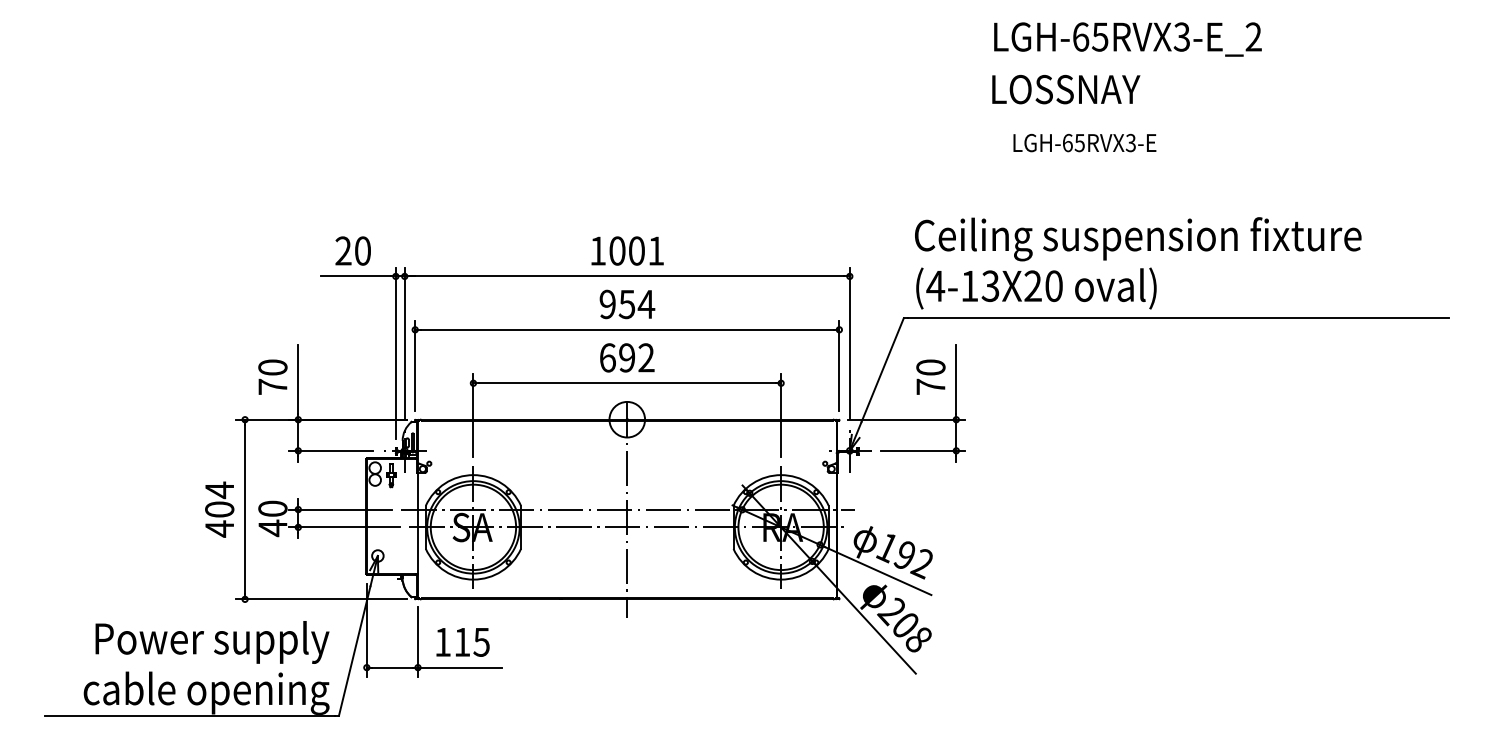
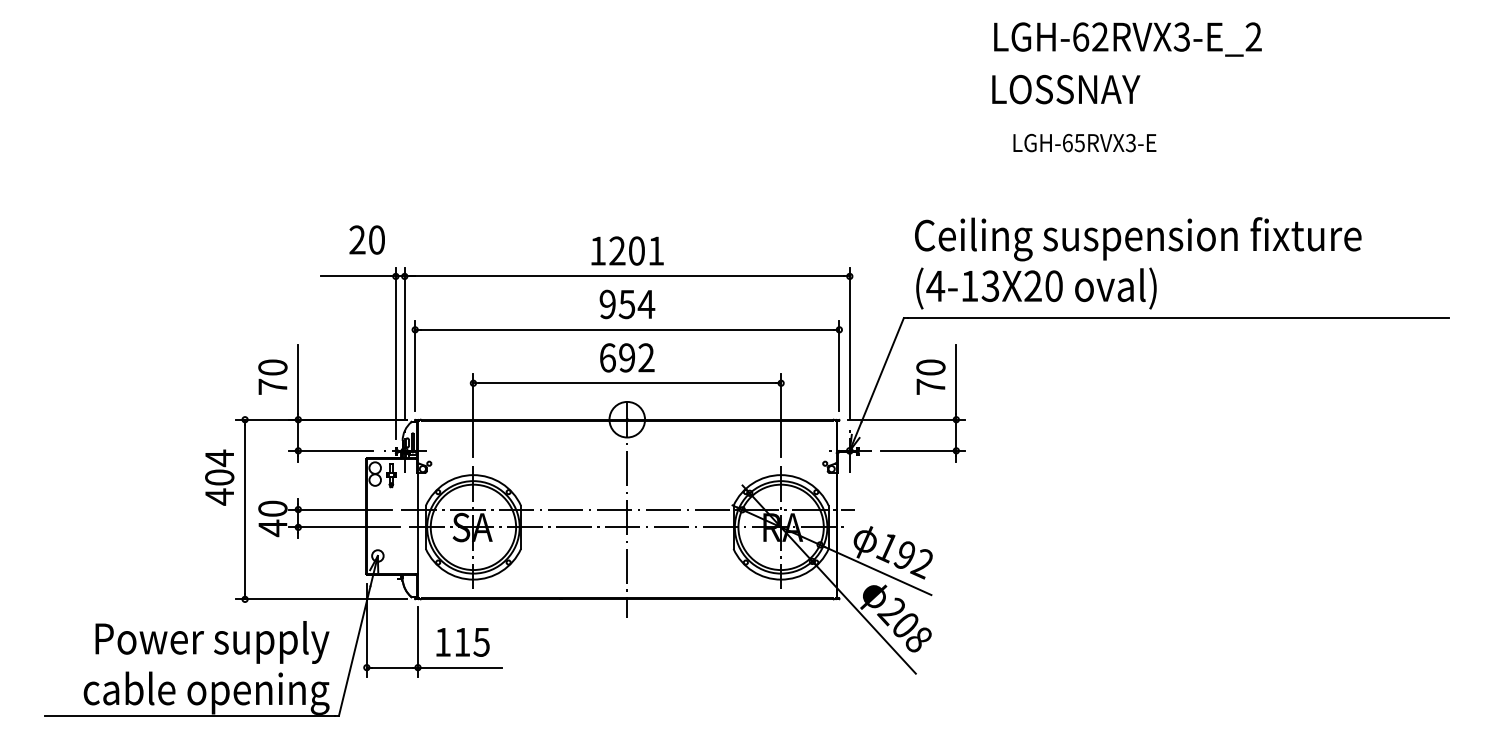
text: LGH-65RVX3-E_2 -> LGH-62RVX3-E_2 (1100, 36)
text position: (352, 250) -> (366, 239) (366, 239)
text: 1001 -> 1201 (617, 250)
text position: (219, 509) -> (219, 477) (219, 477)
